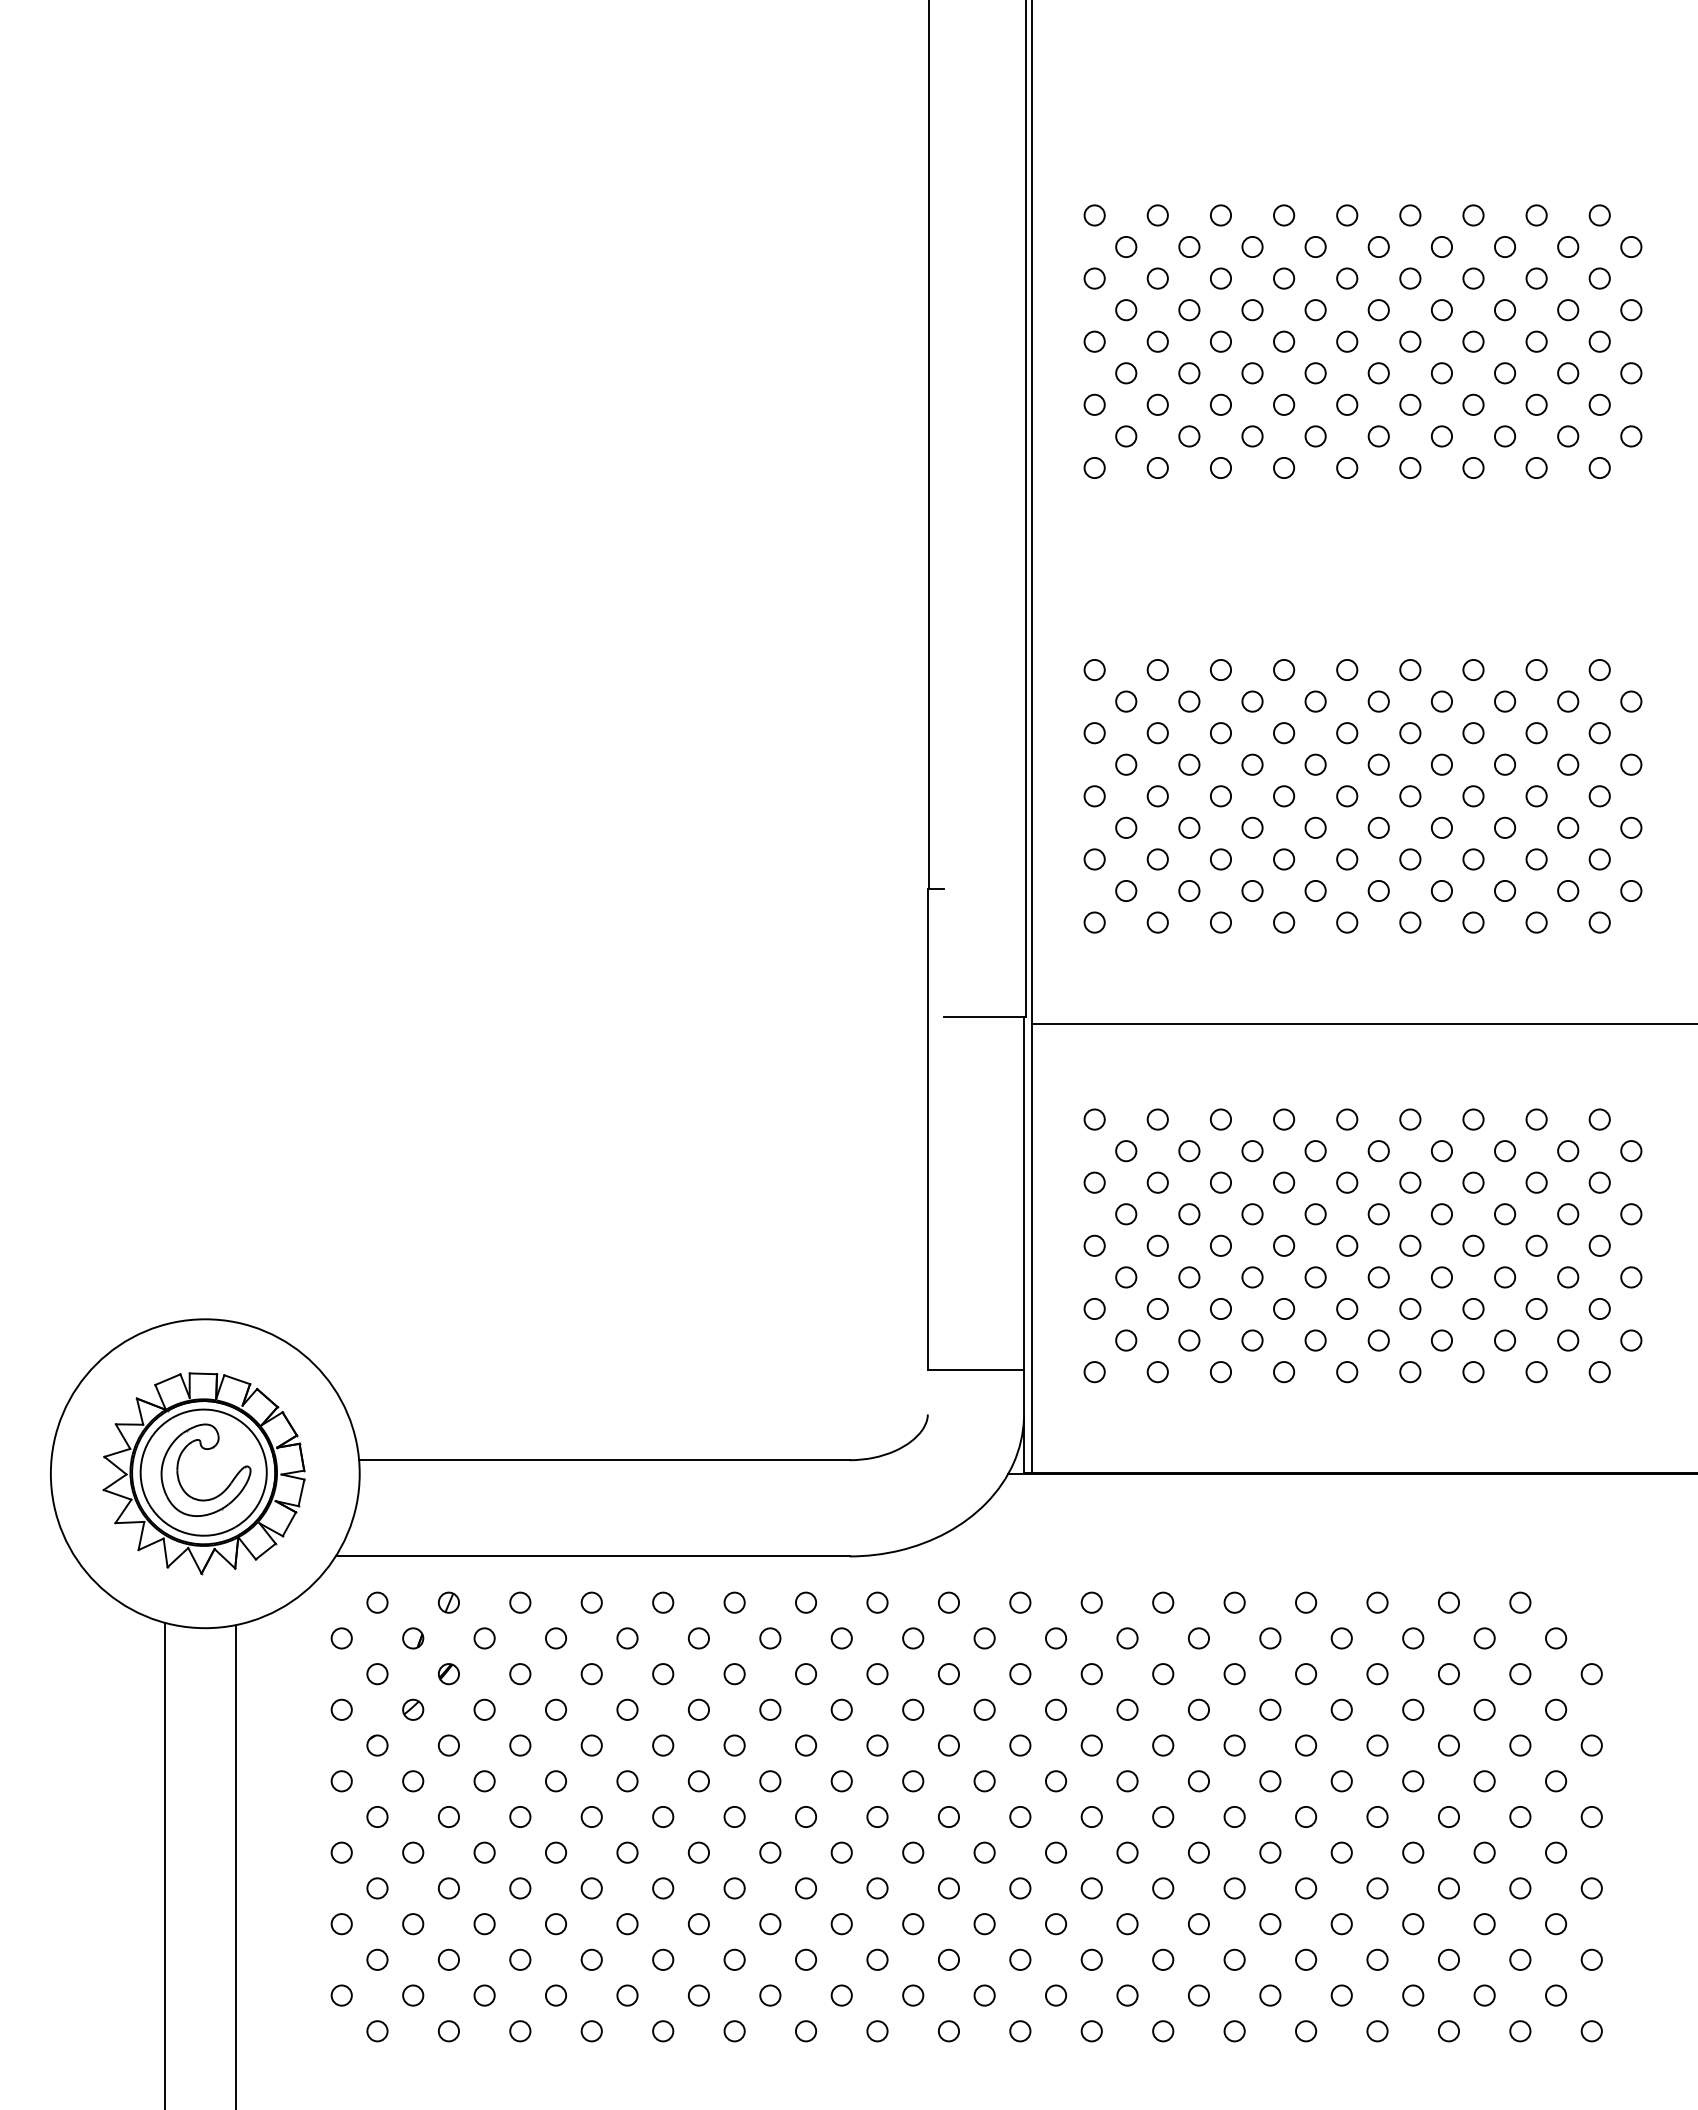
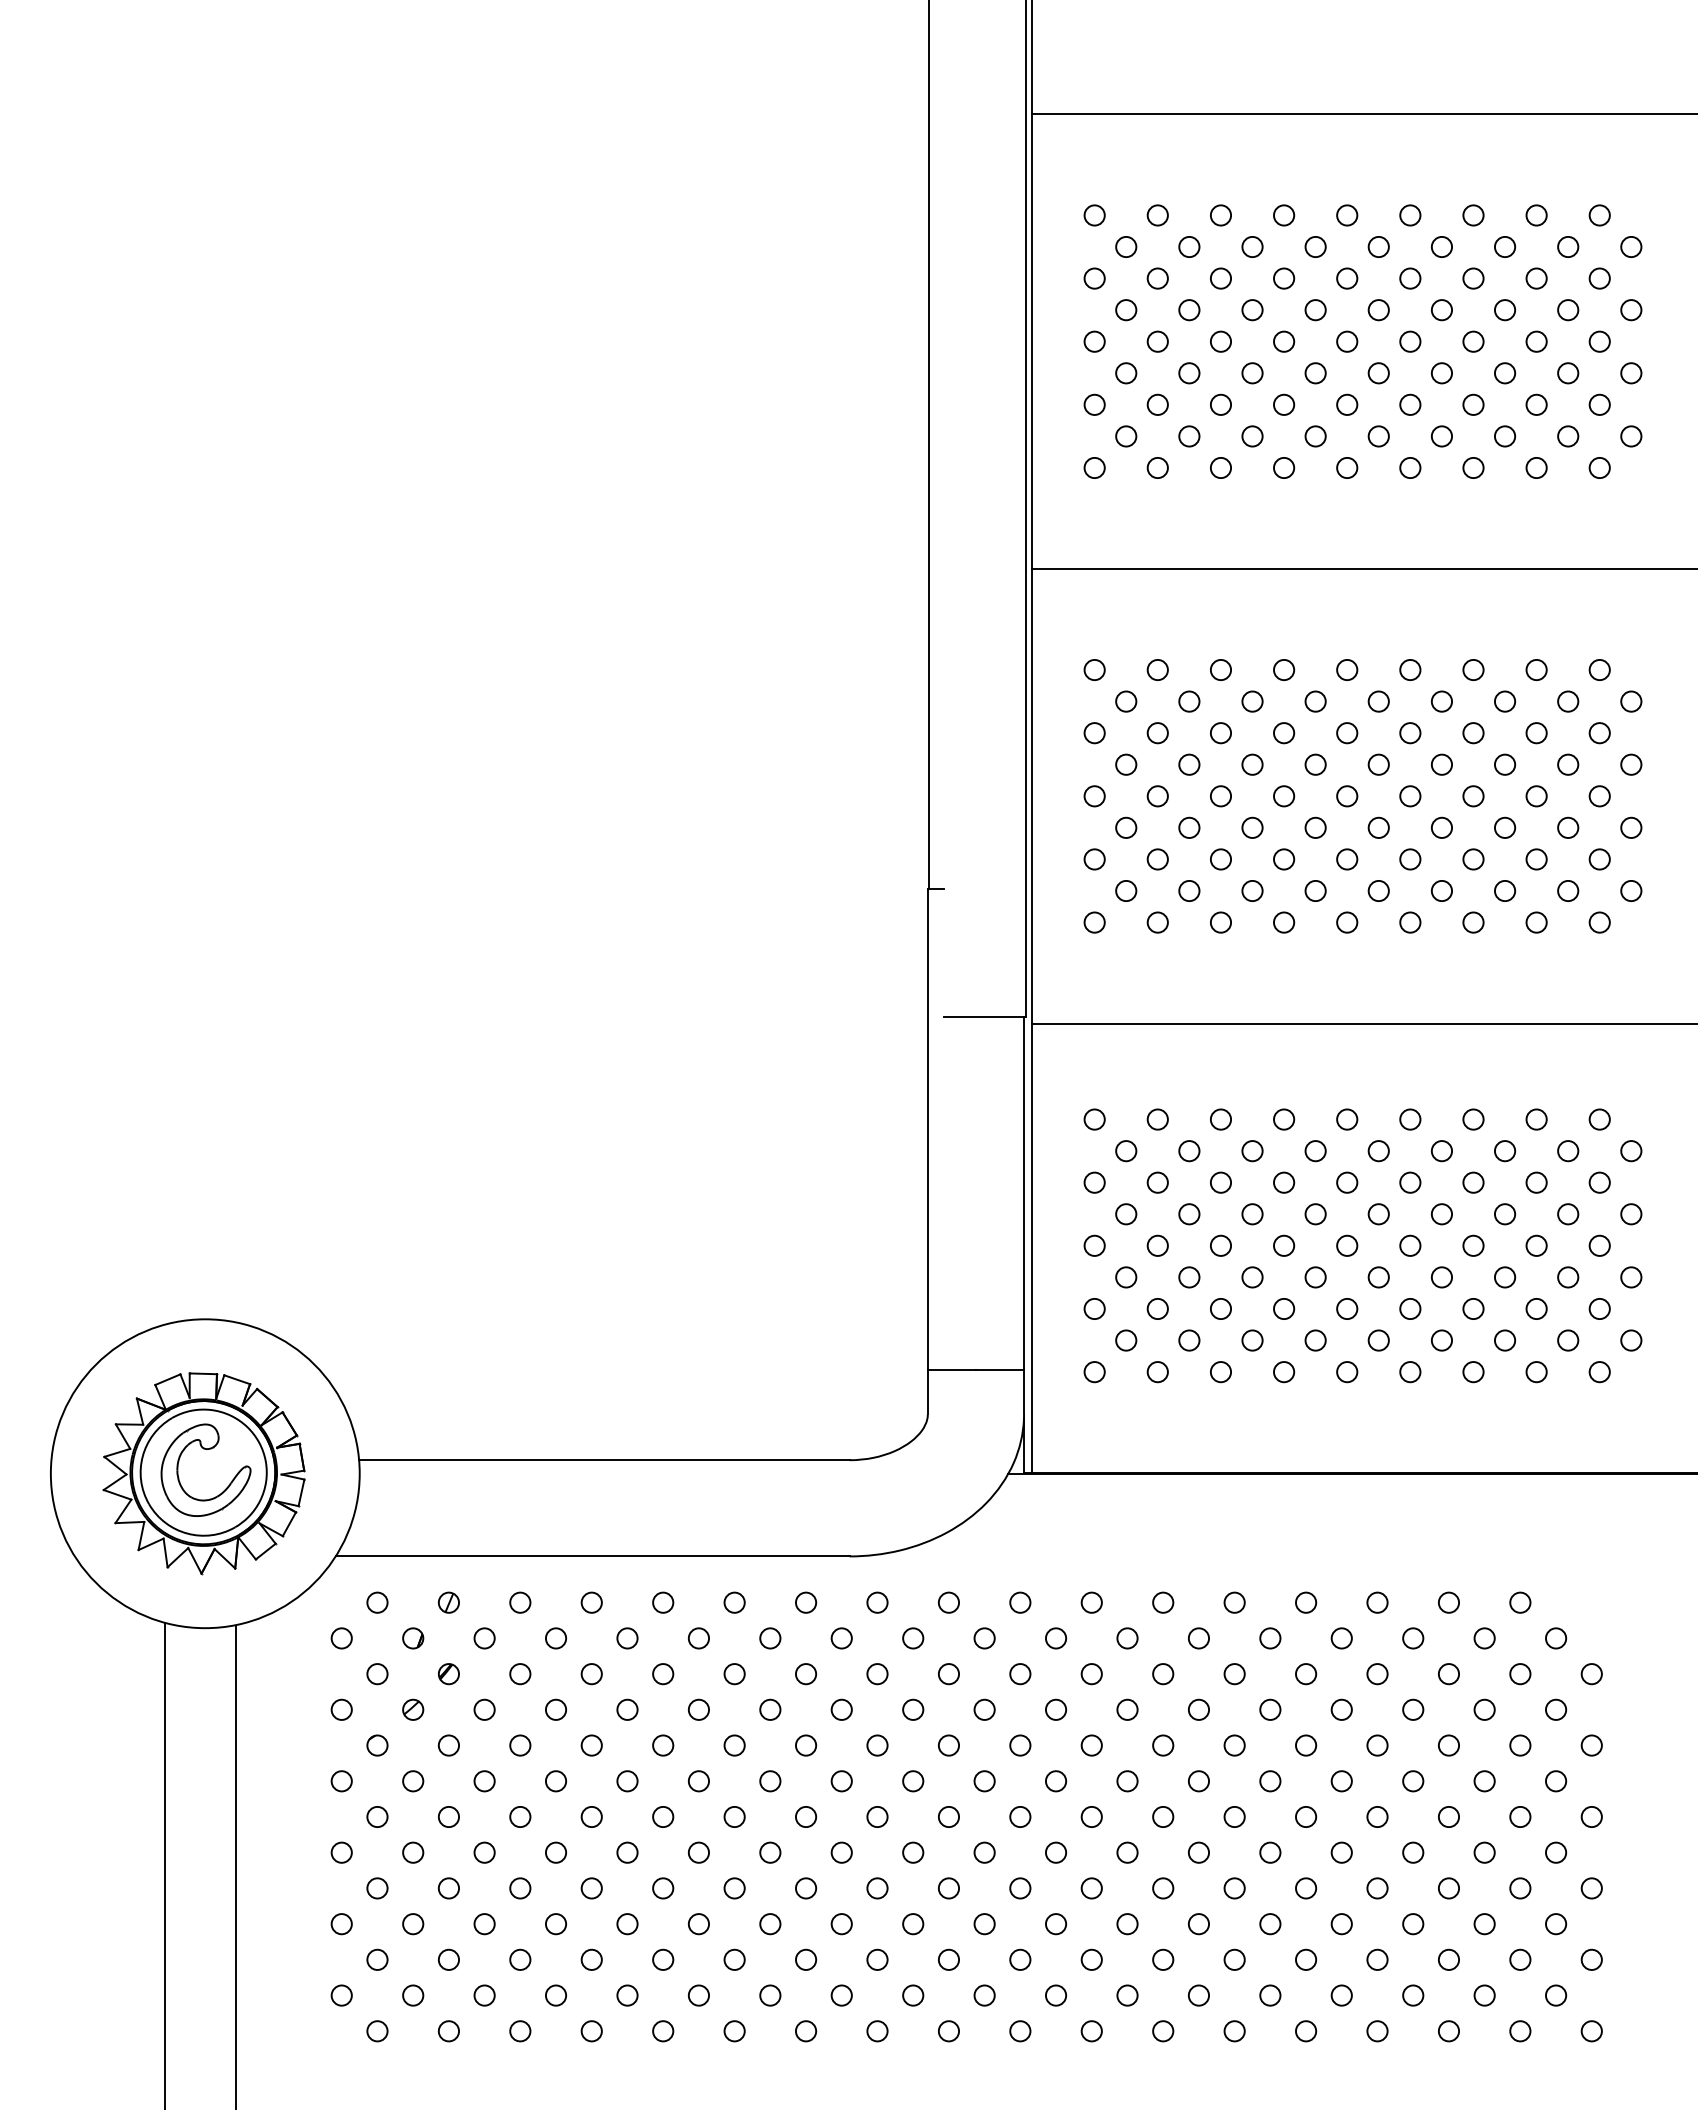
line: none -> present (1362, 114)
line: none -> present (1362, 569)
line: none -> present (927, 1392)
